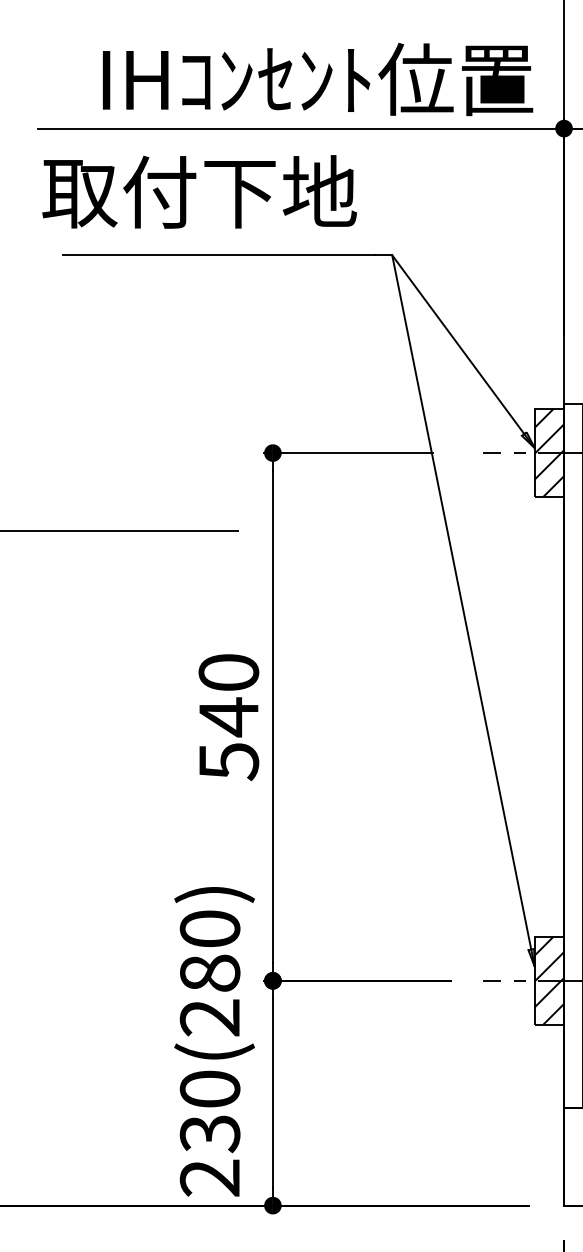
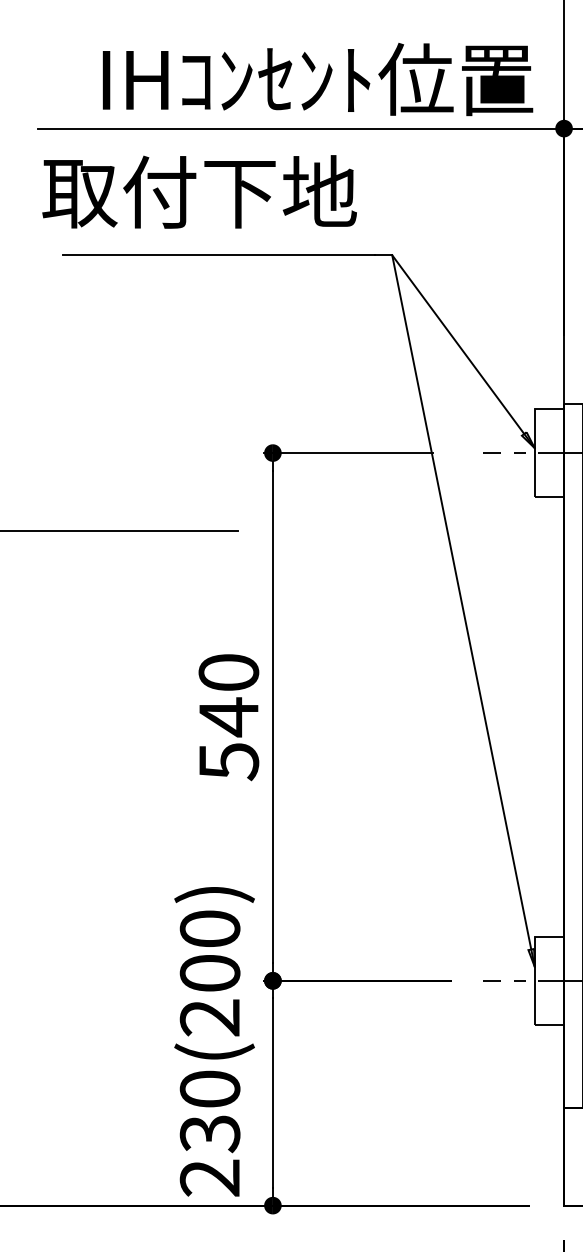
hatch: present -> none (549, 453)
text: 230(280) -> 230(200) (209, 972)
hatch: present -> none (549, 980)
